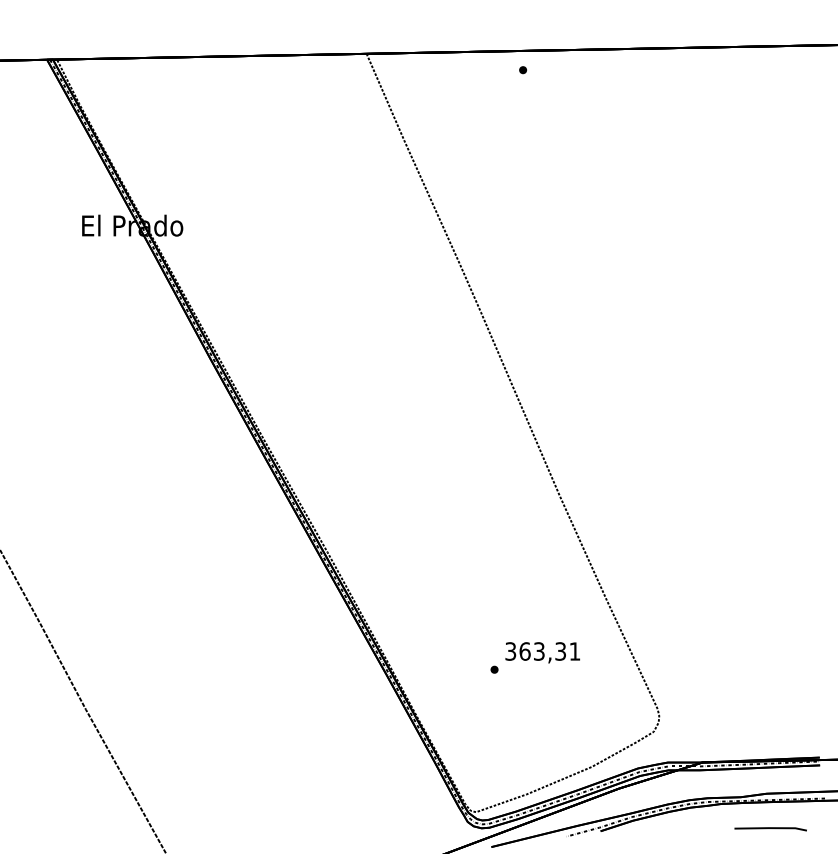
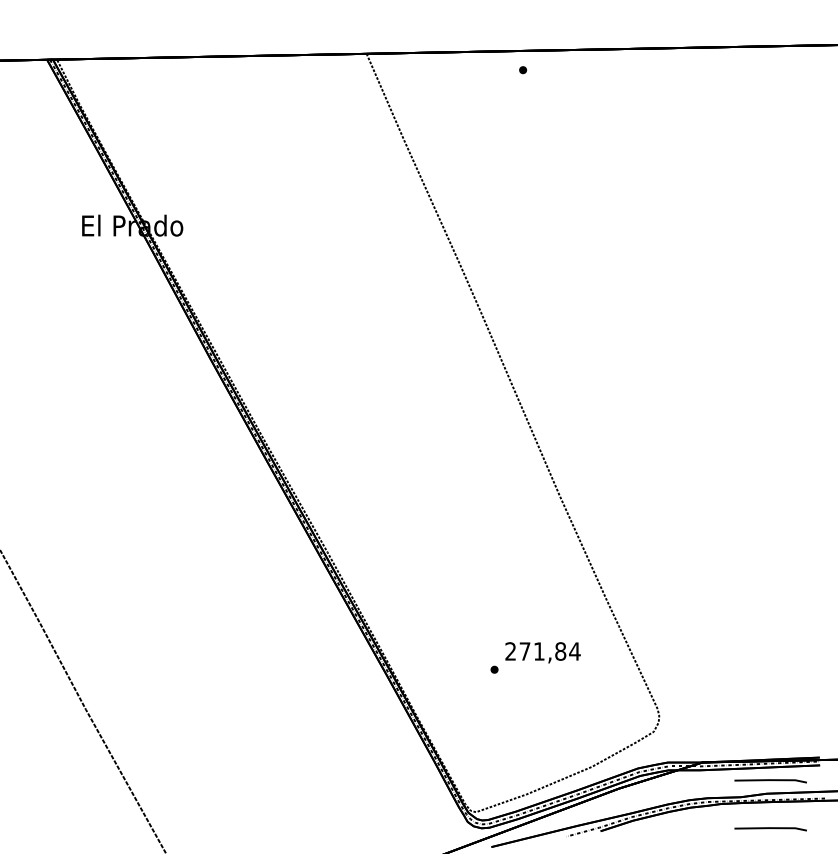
text: 363,31 -> 271,84 (542, 651)
line: none -> present (770, 780)
